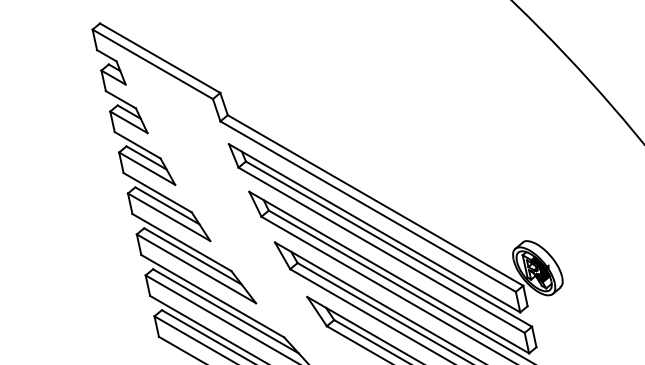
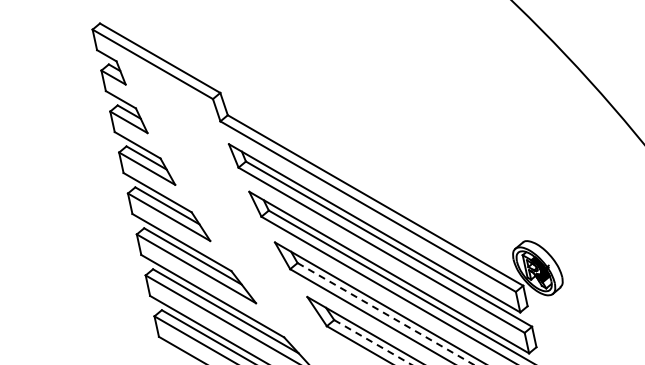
line: solid -> dashed (385, 313)
line: solid -> dashed (373, 342)
